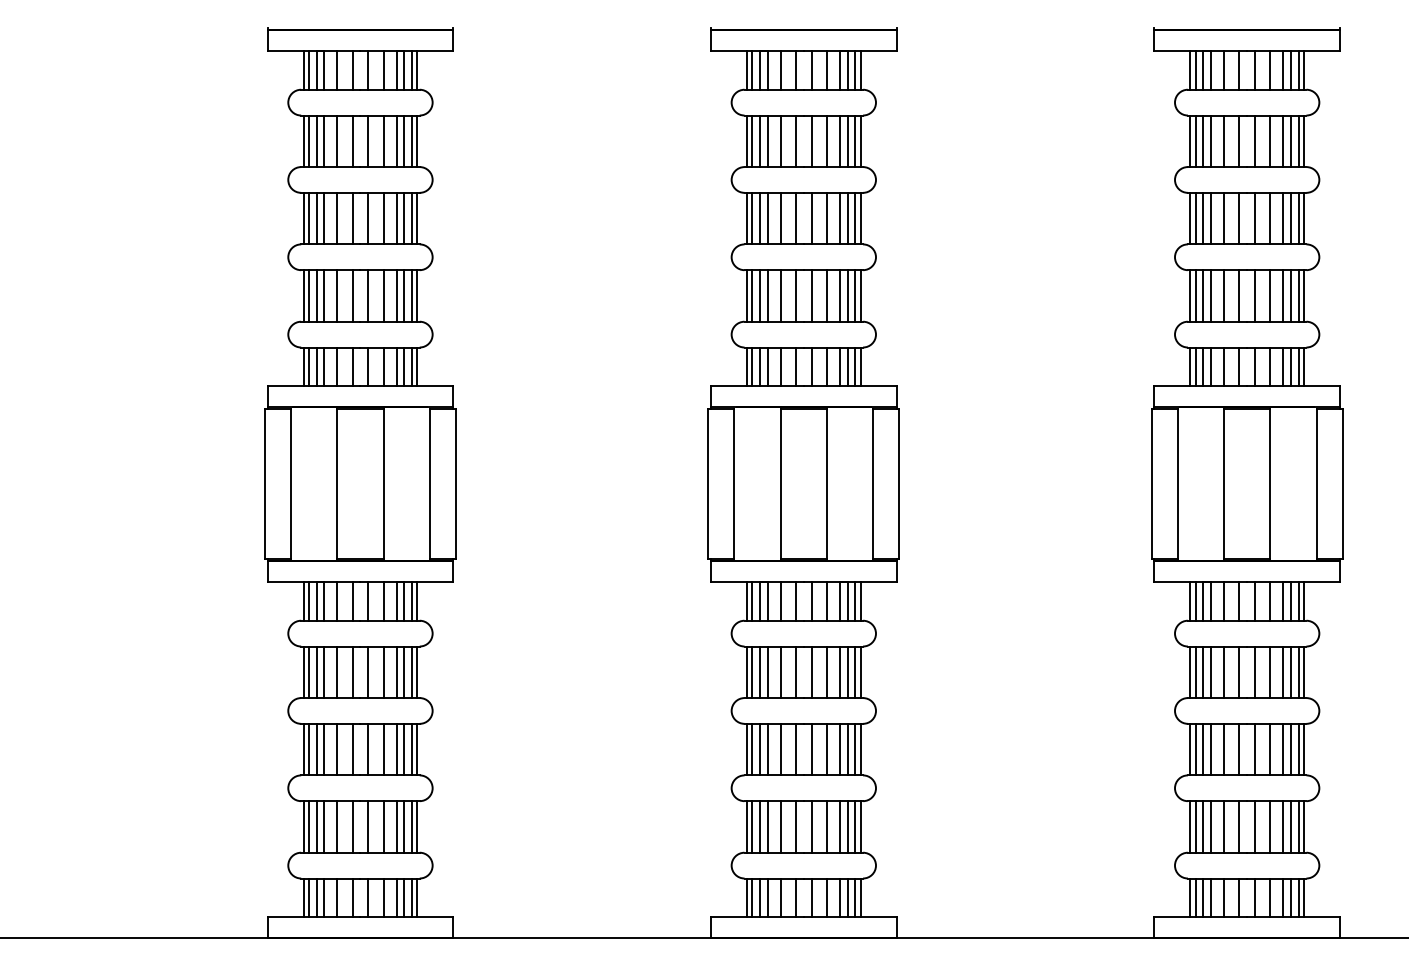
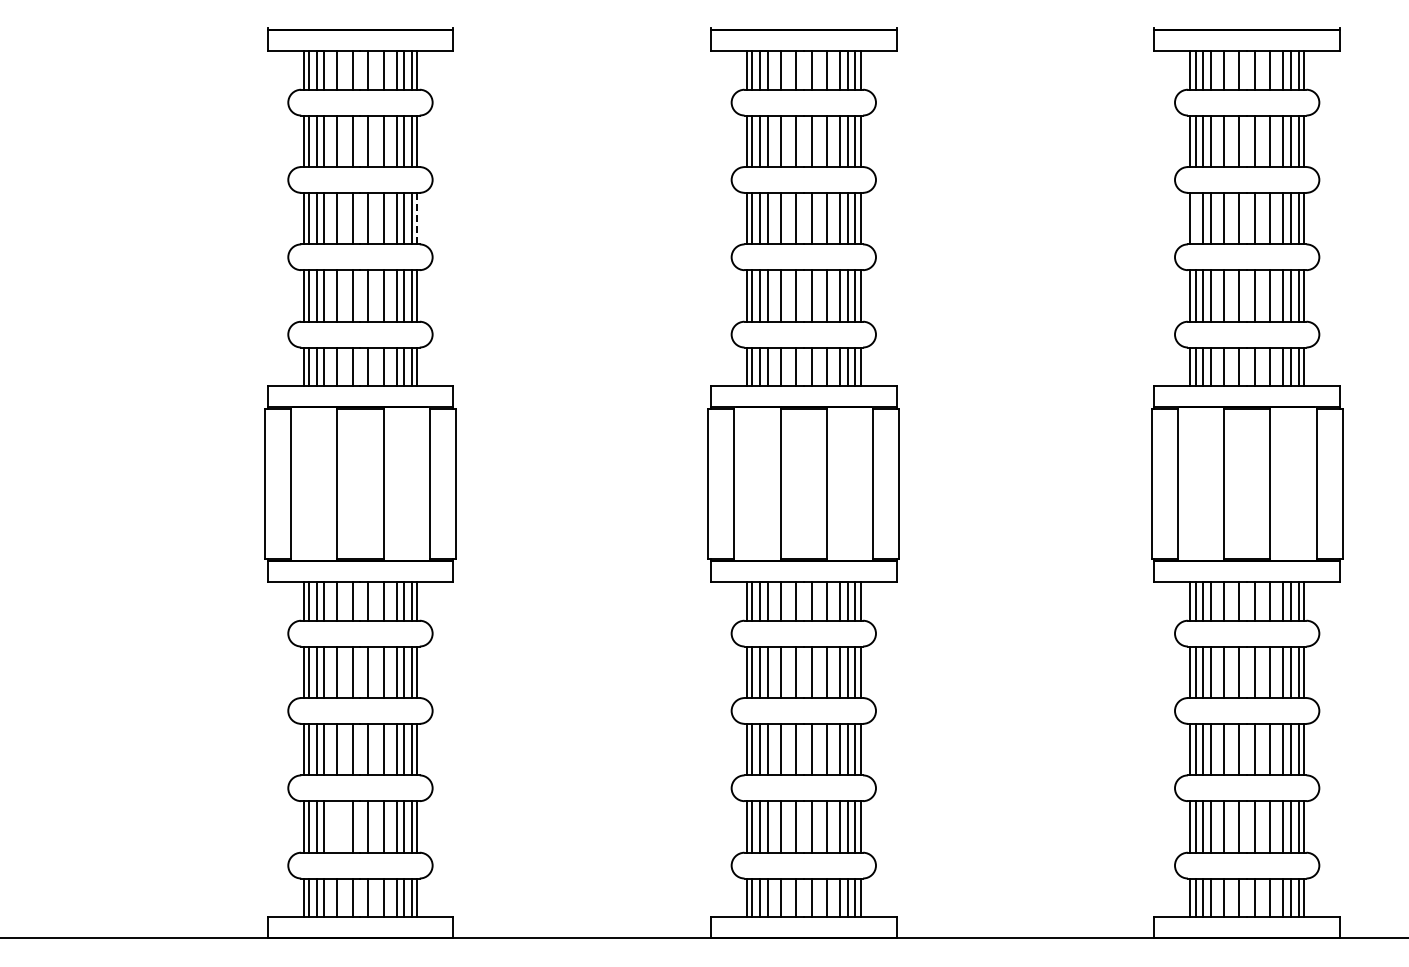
line: solid -> dashed (417, 218)
line: present -> none (1195, 218)
line: present -> none (337, 826)
